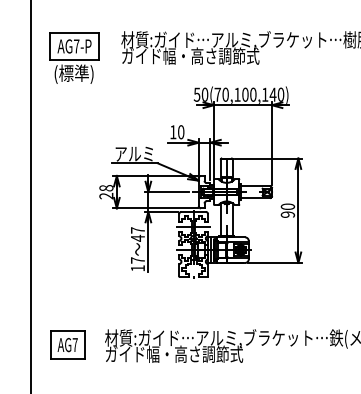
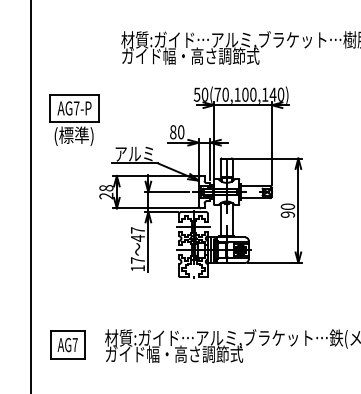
part position: (74, 57) -> (74, 119) (74, 119)
text: 10 -> 80 (173, 132)
